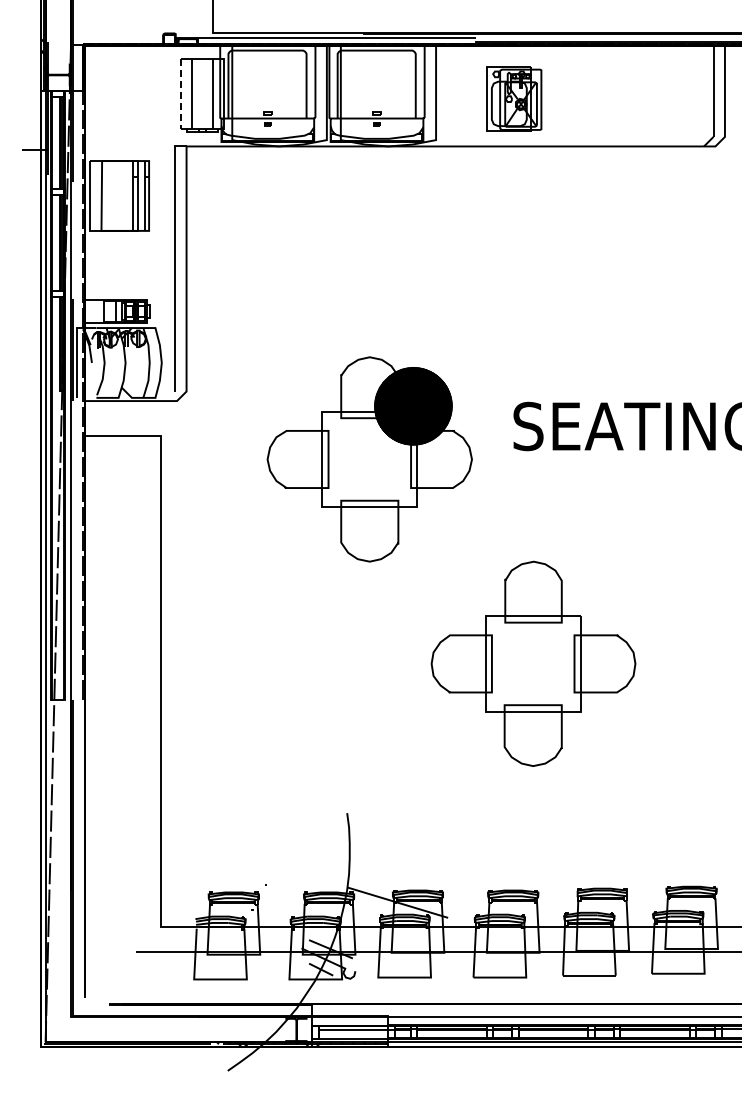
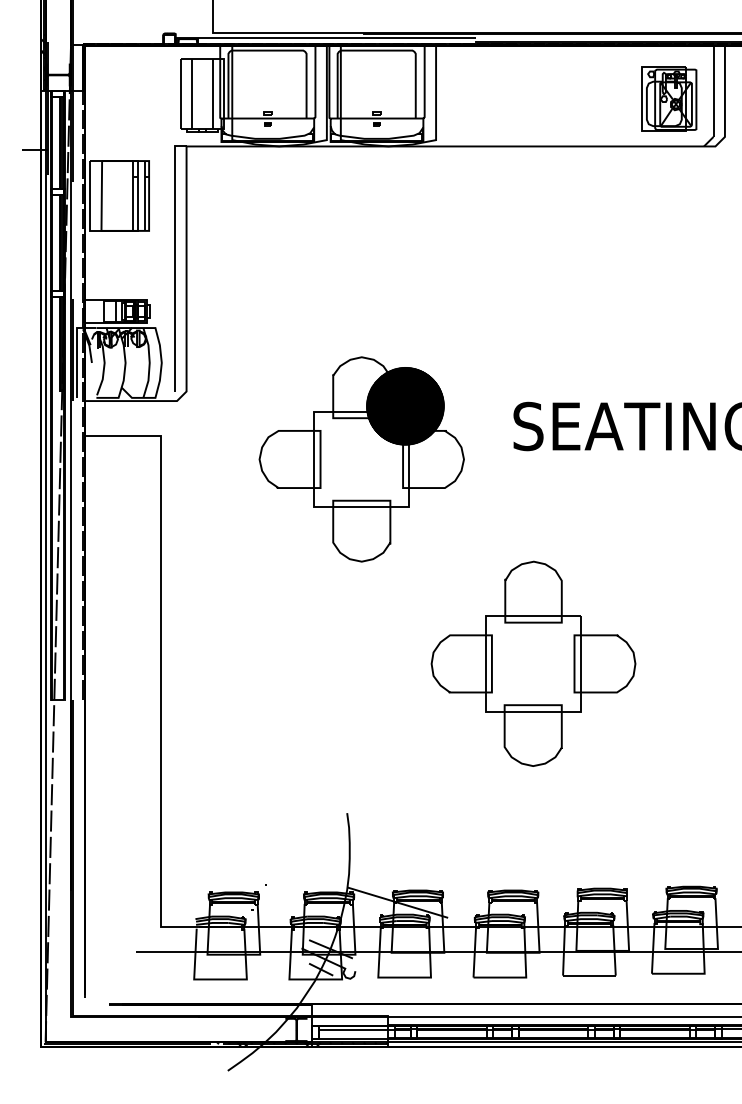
line: dashed -> solid (180, 94)
part position: (514, 98) -> (669, 98) (669, 98)
part position: (369, 459) -> (361, 459) (361, 459)
